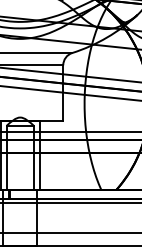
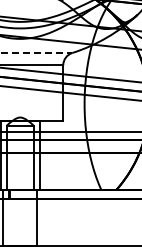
line: solid -> dashed (36, 53)
line: present -> none (70, 202)
line: present -> none (70, 233)
